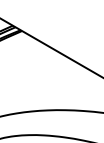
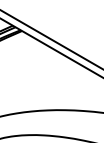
line: none -> present (51, 39)
